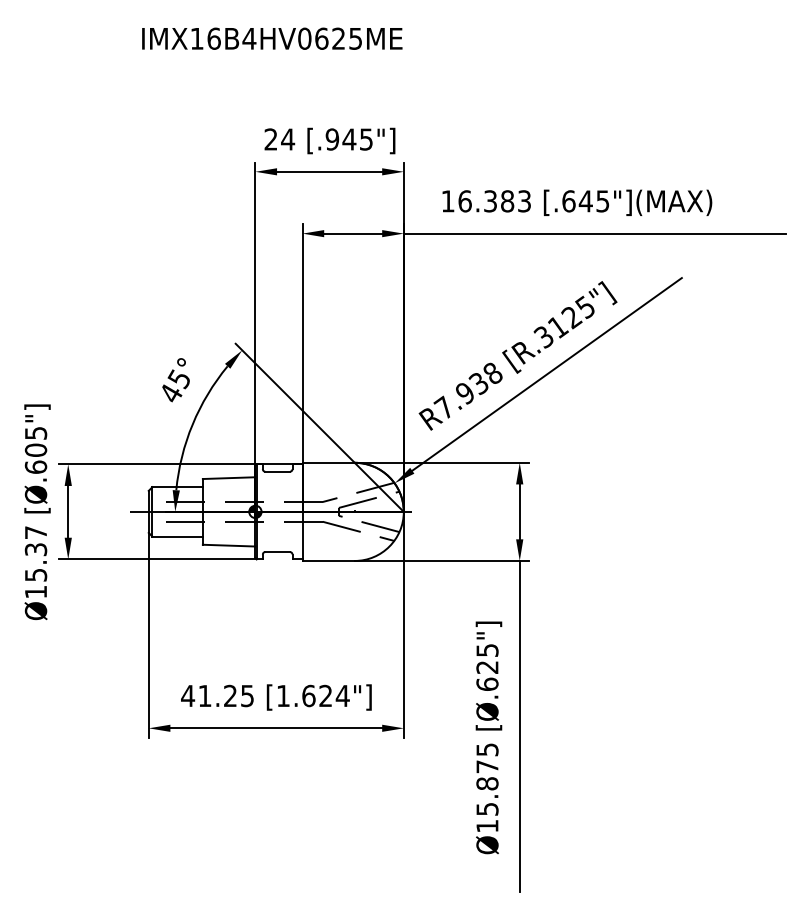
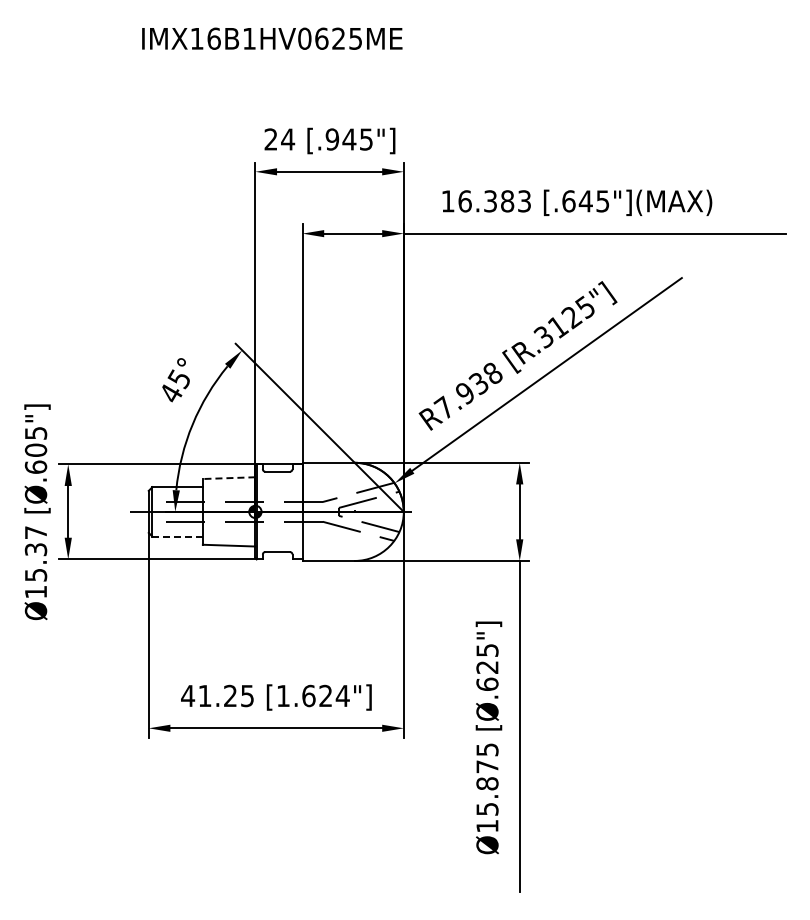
text: IMX16B4HV0625ME -> IMX16B1HV0625ME (249, 38)
line: solid -> dashed (228, 478)
line: solid -> dashed (178, 536)
